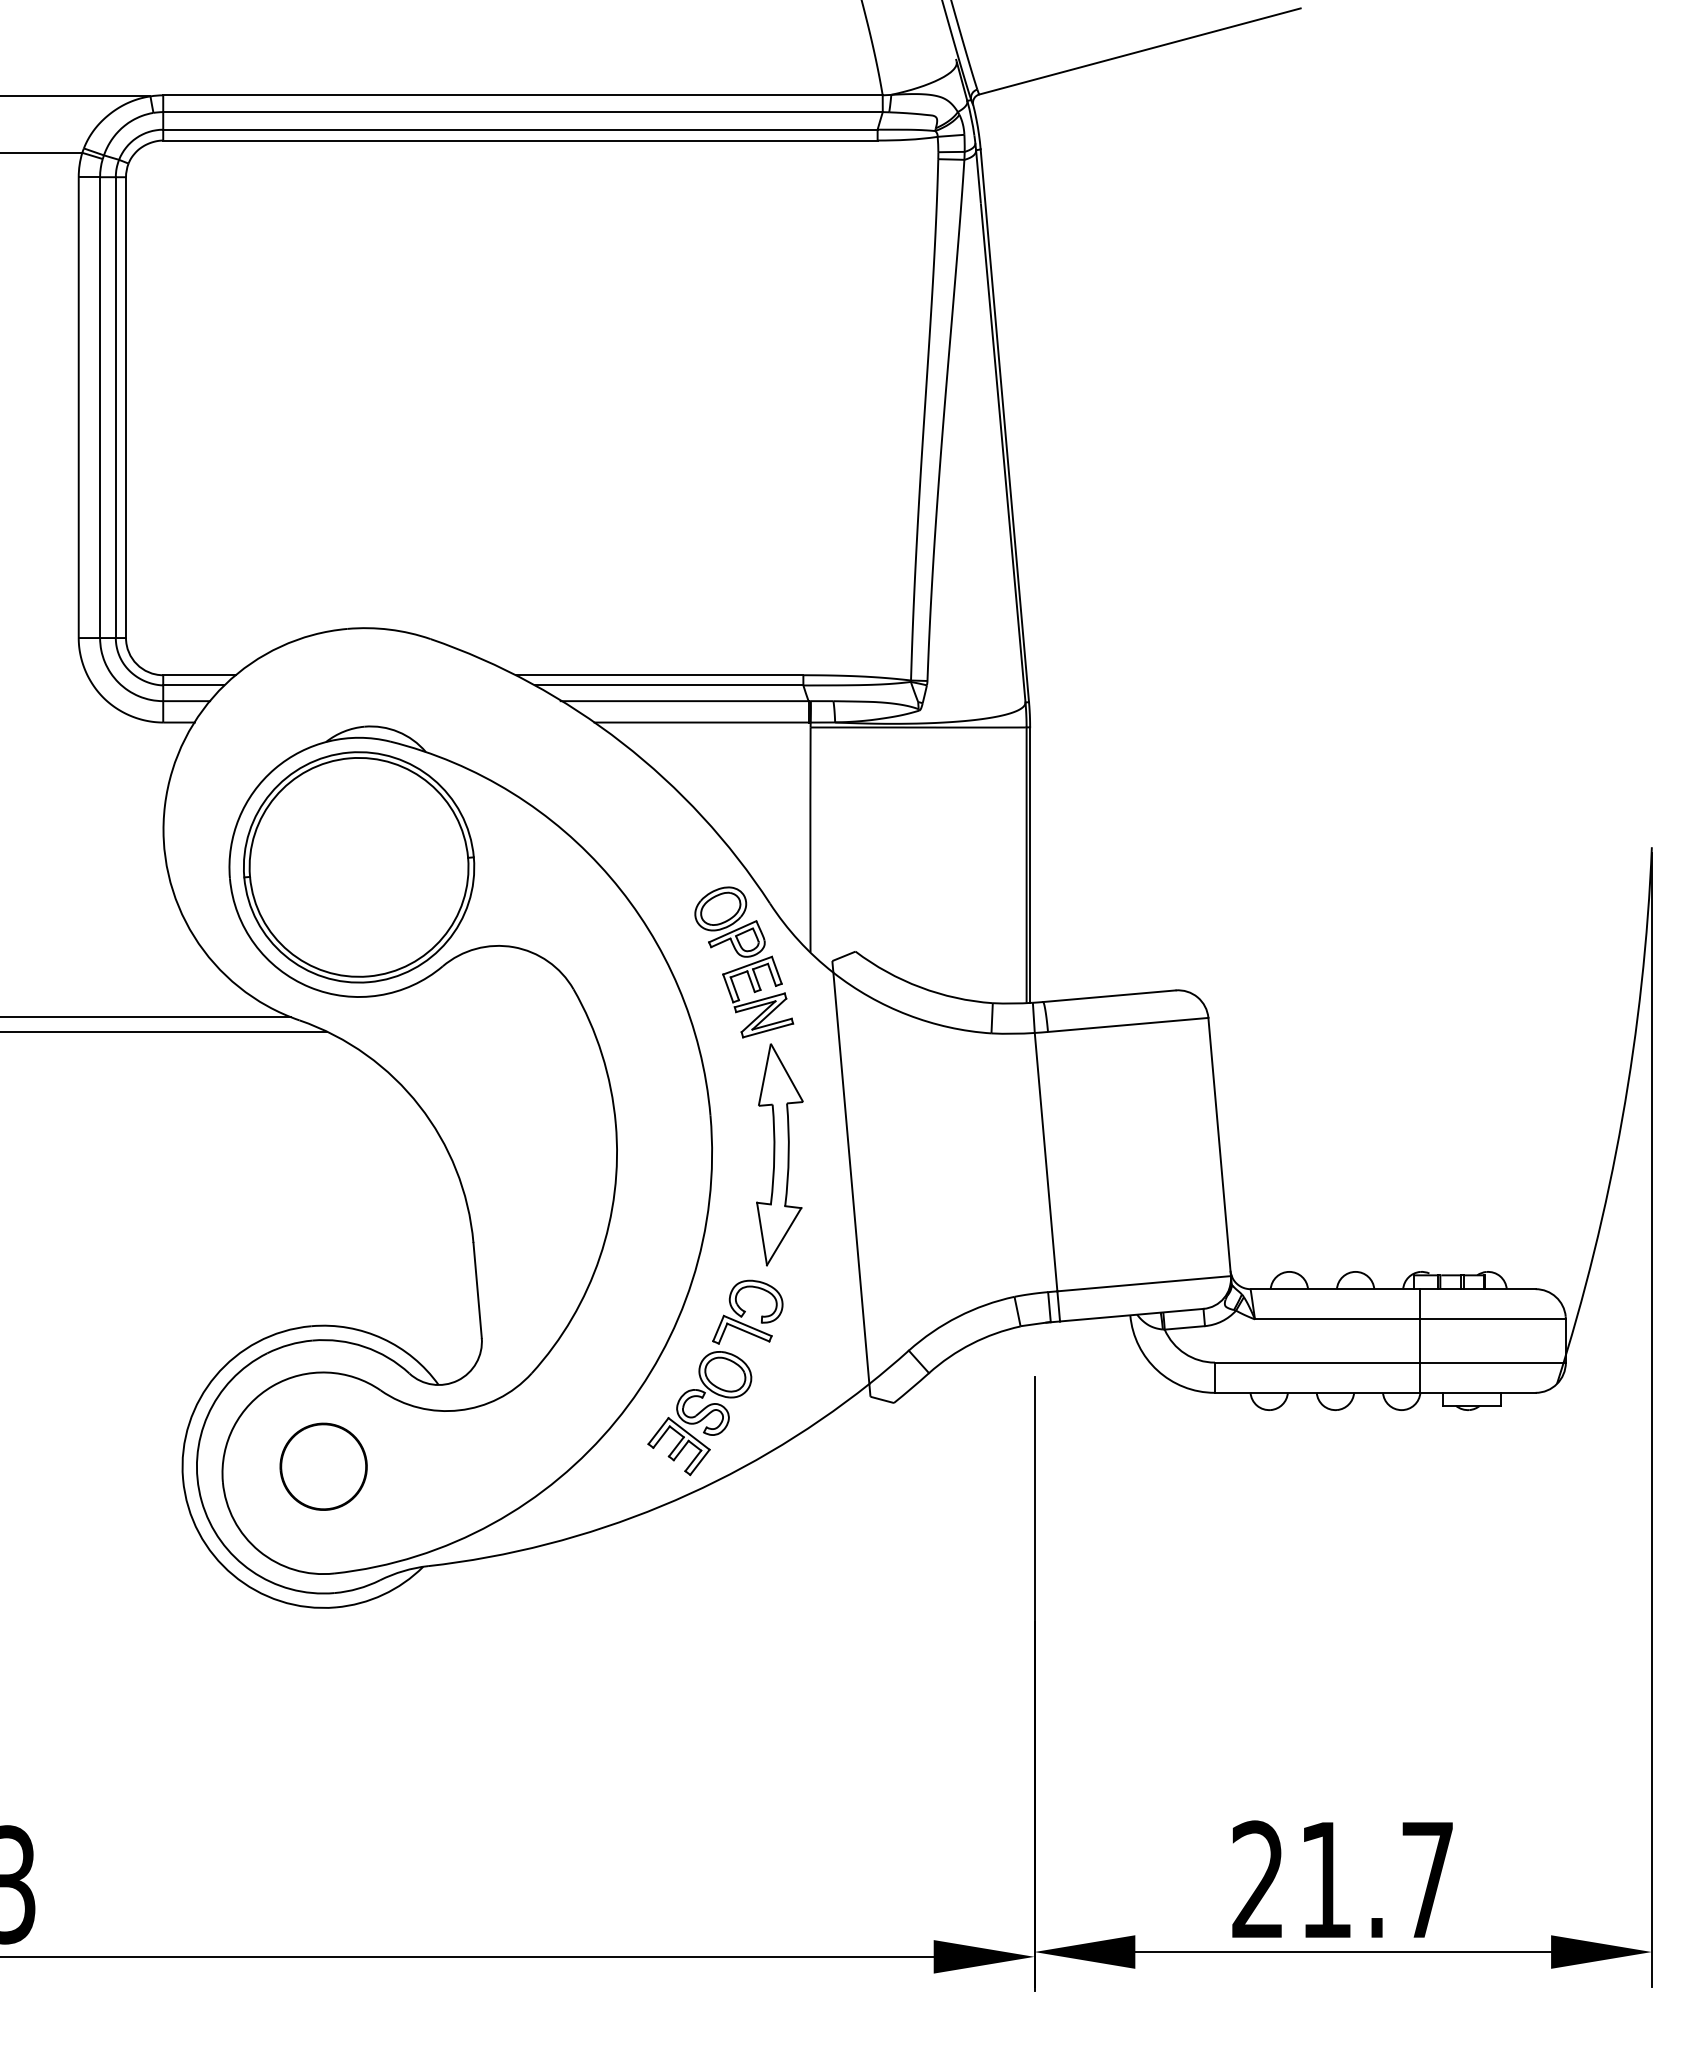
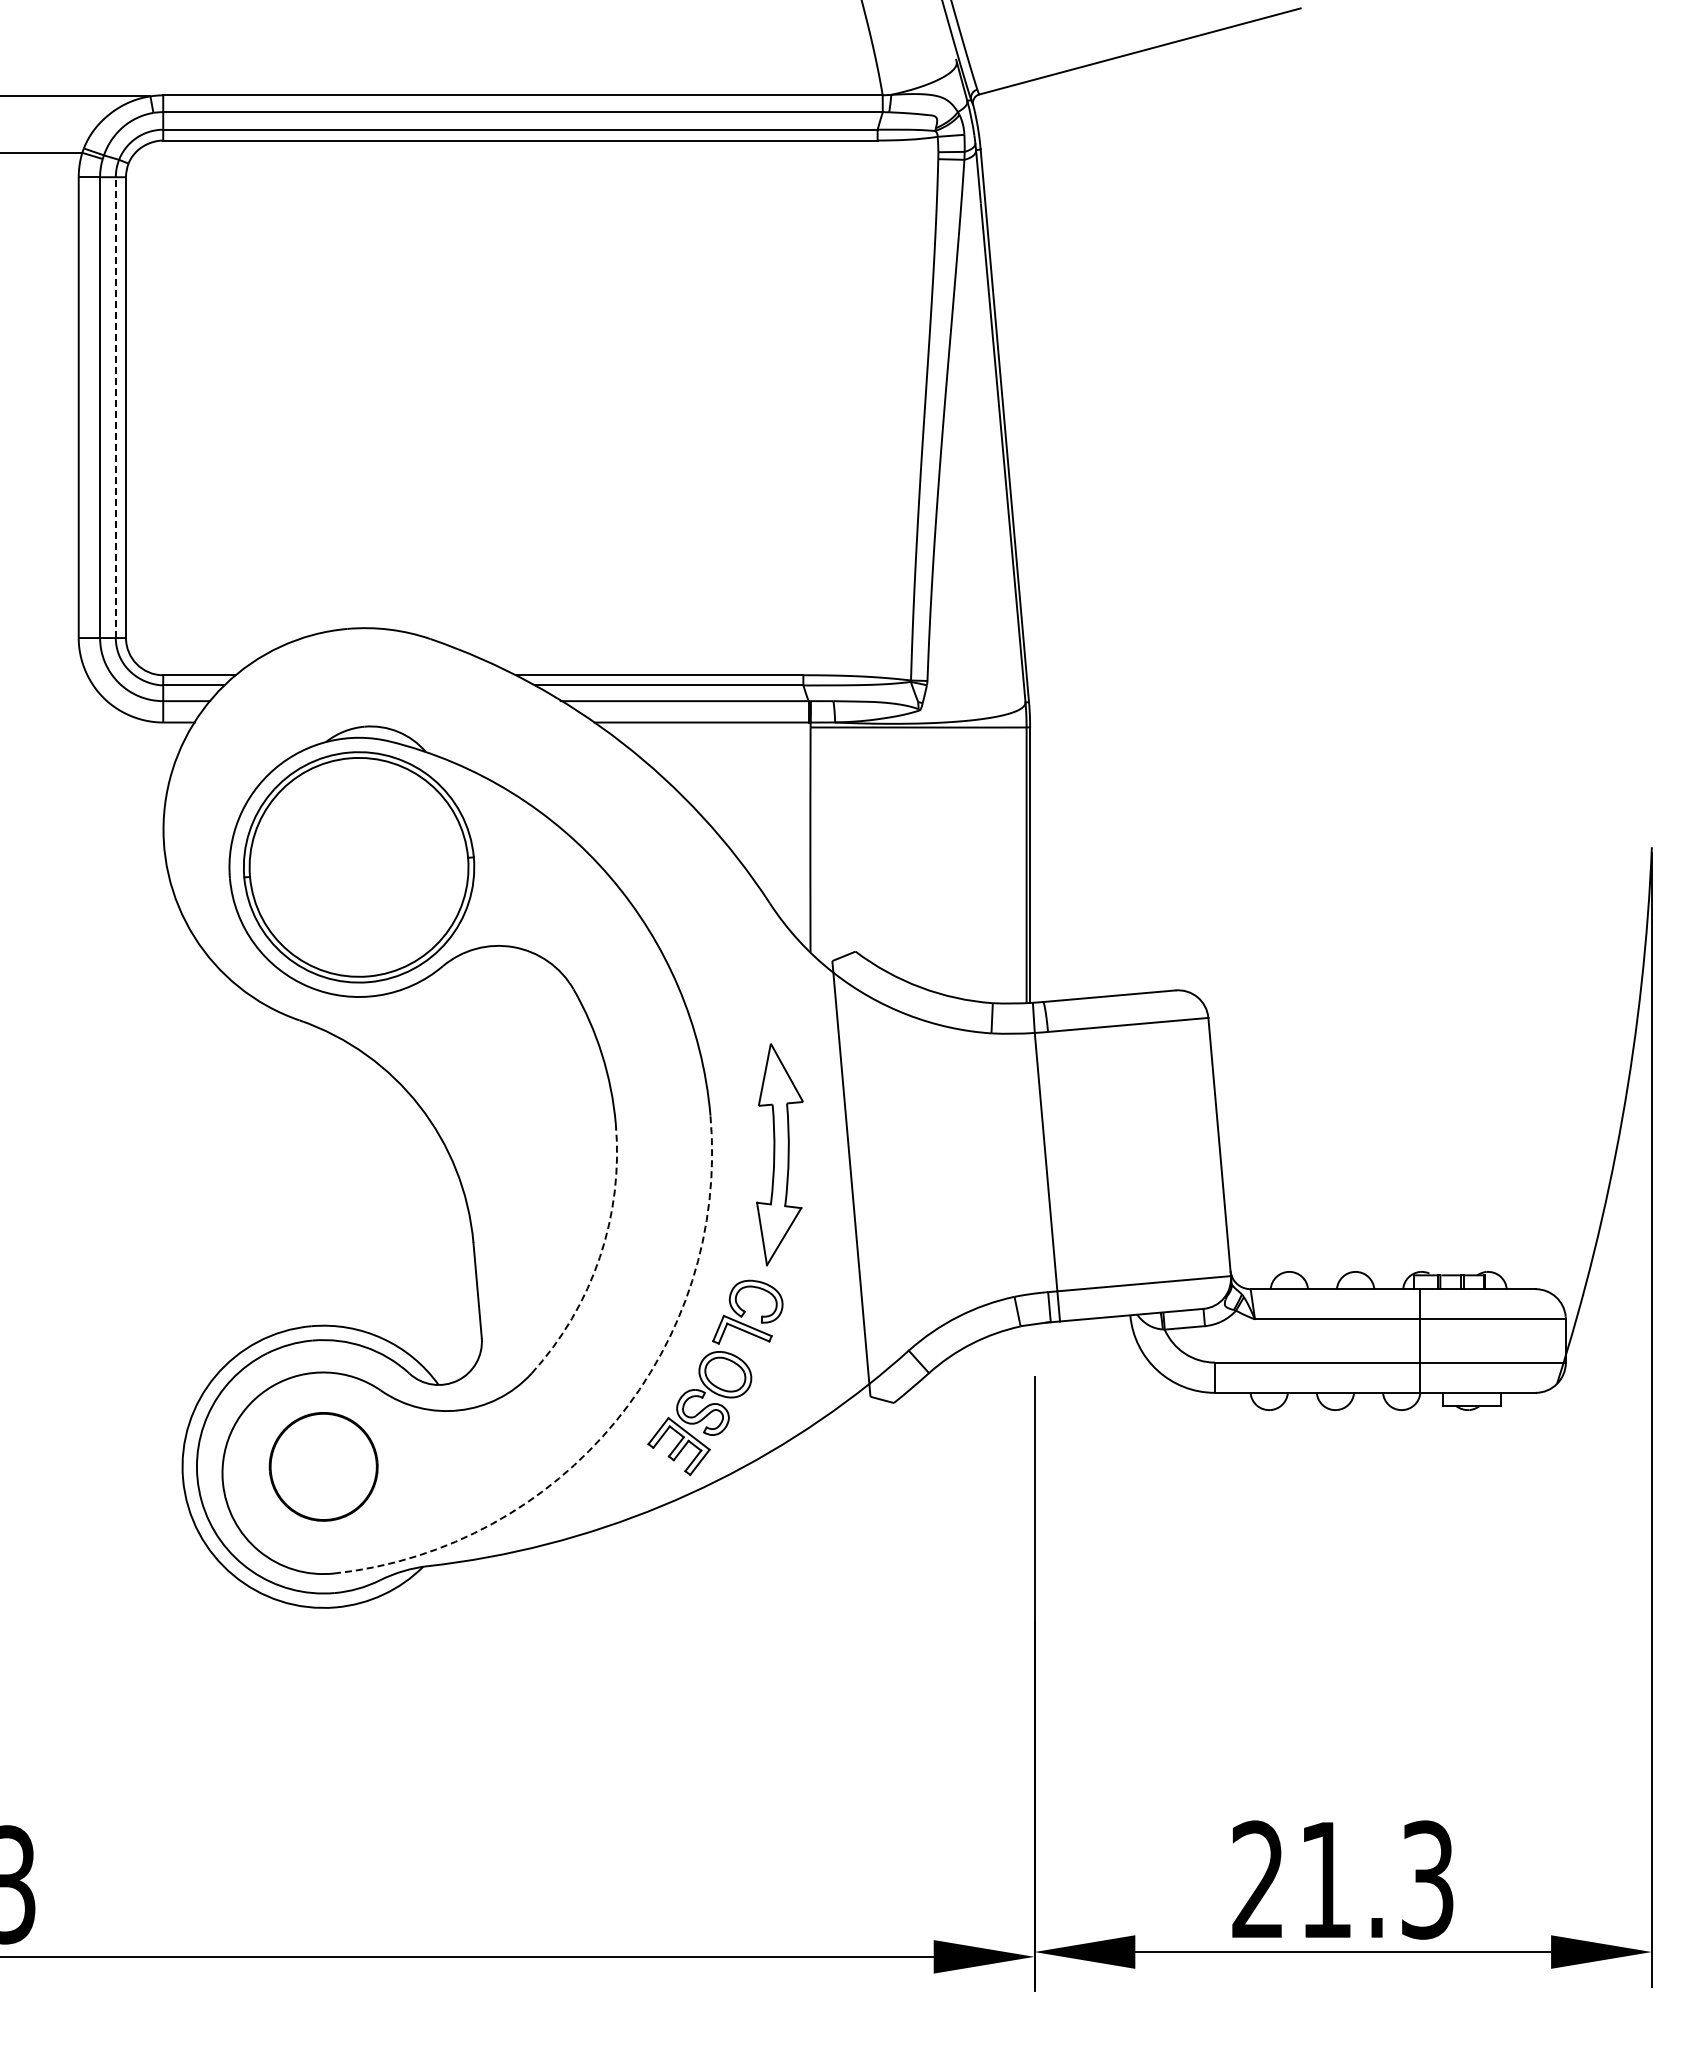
line: solid -> dashed (115, 407)
part: present -> none (744, 962)
line: present -> none (146, 1017)
line: present -> none (164, 1031)
arc: solid -> dashed (599, 1257)
arc: solid -> dashed (615, 1421)
part size: 89x89 px -> 111x110 px (323, 1466)
text: 21.7 -> 21.3 (1427, 1879)
